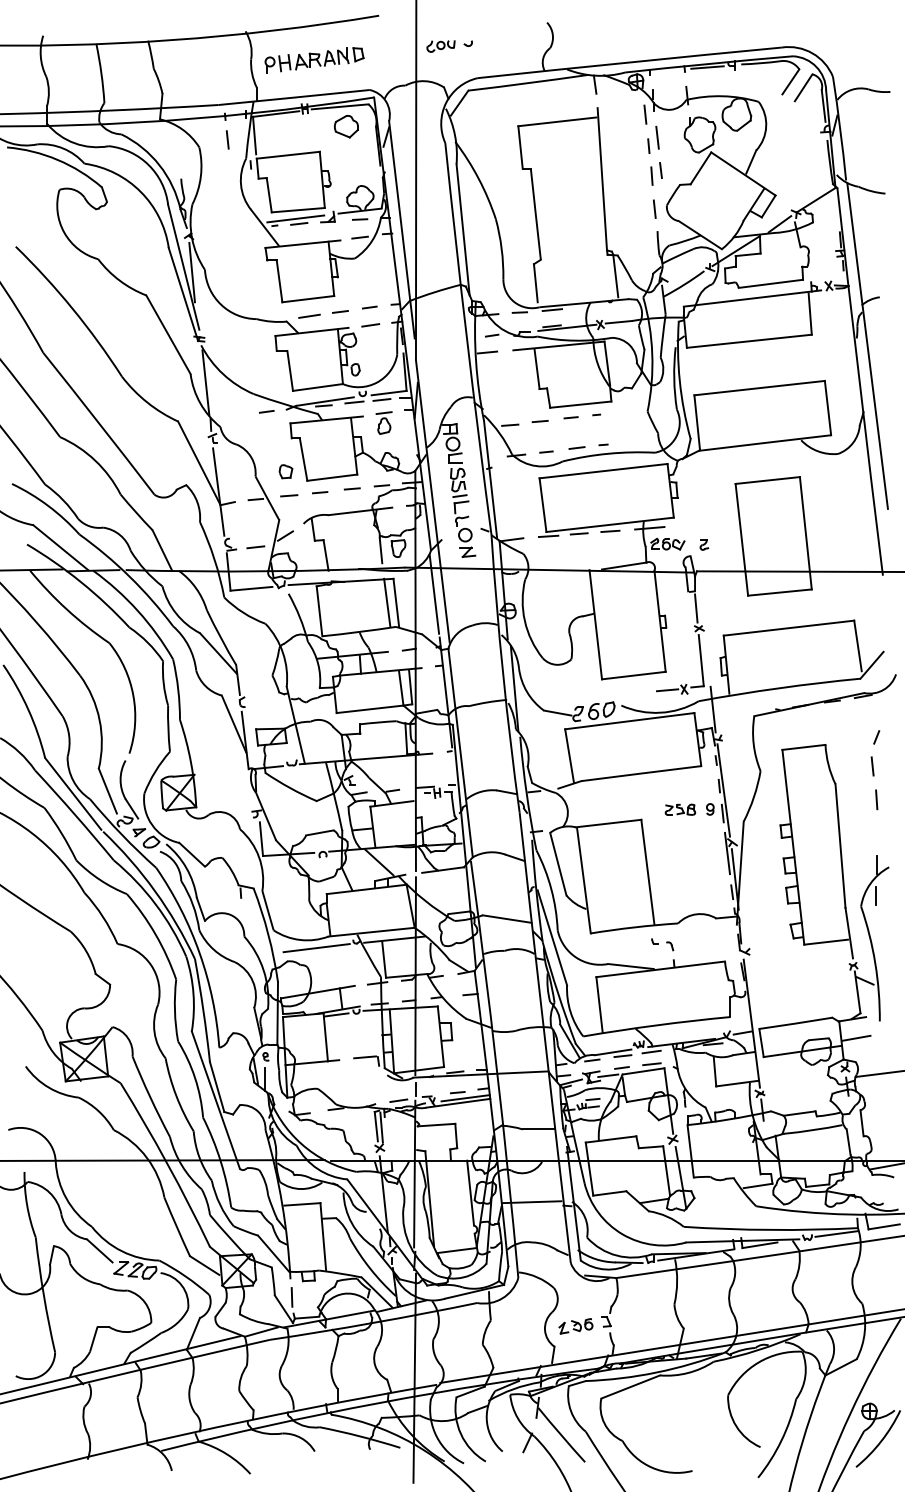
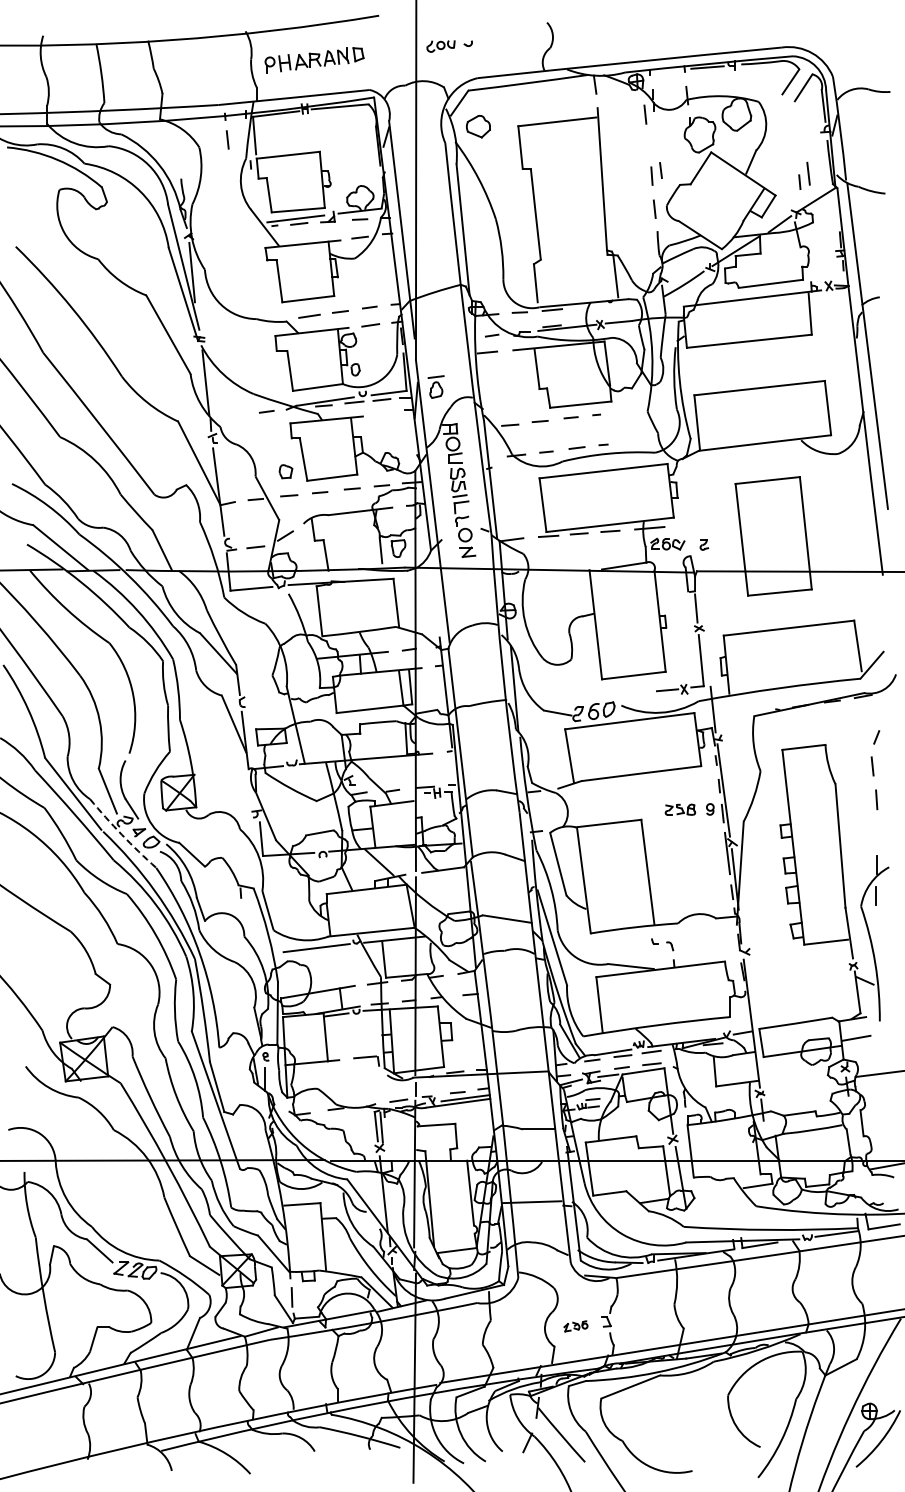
part position: (346, 126) -> (478, 126) (478, 126)
part position: (653, 139) -> (804, 175) (804, 175)
part position: (383, 422) -> (435, 386) (435, 386)
line: present -> none (434, 594)
line: present -> none (387, 602)
arc: solid -> dashed (121, 834)
part size: 36x17 px -> 26x13 px (575, 1326)
